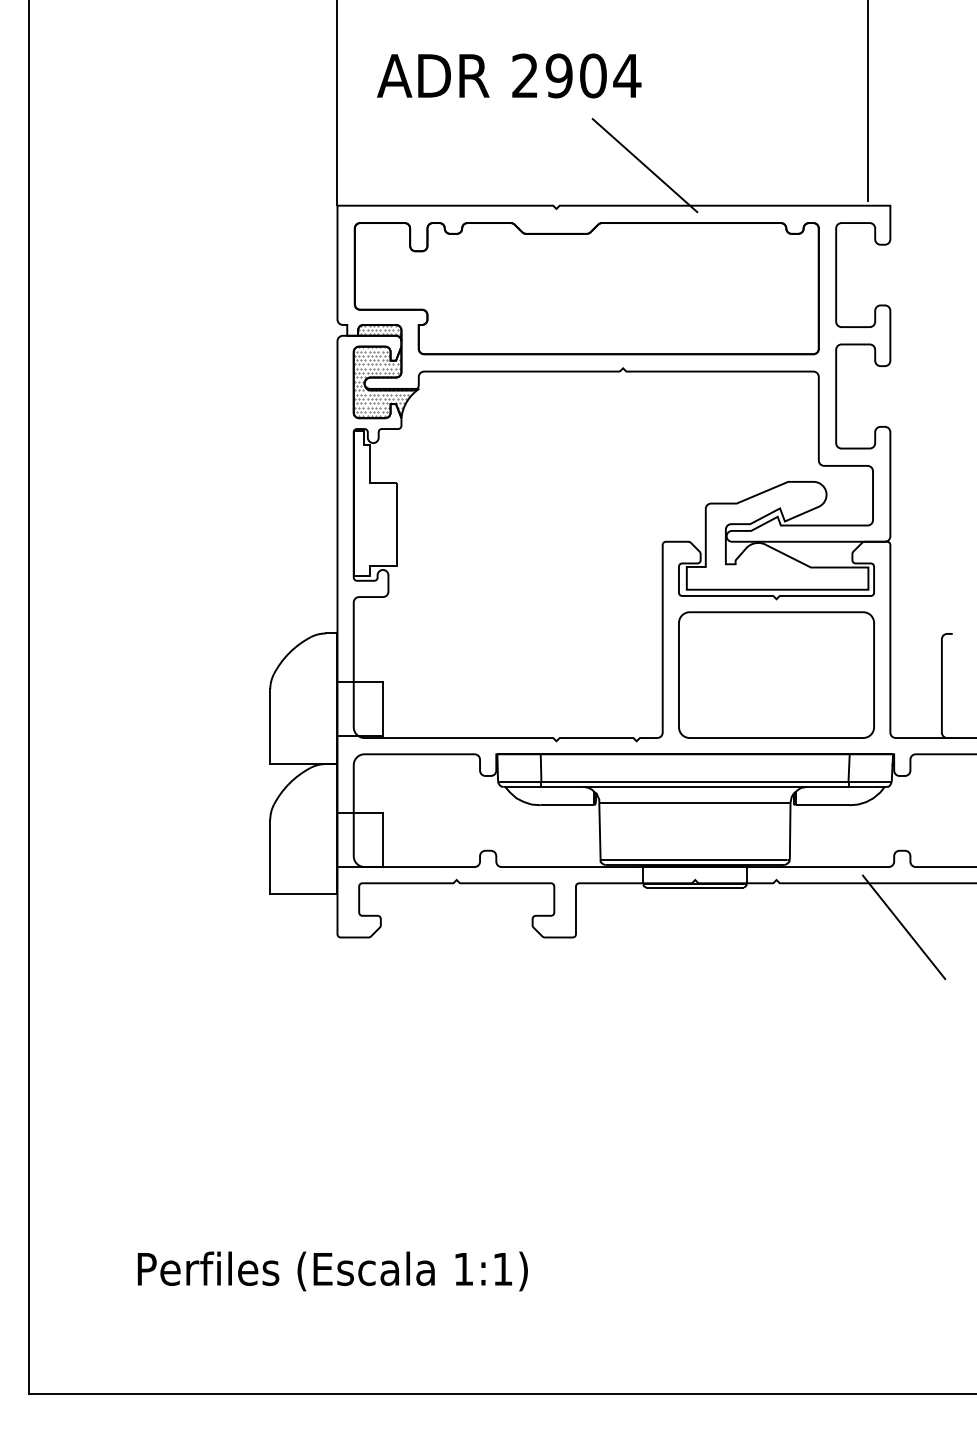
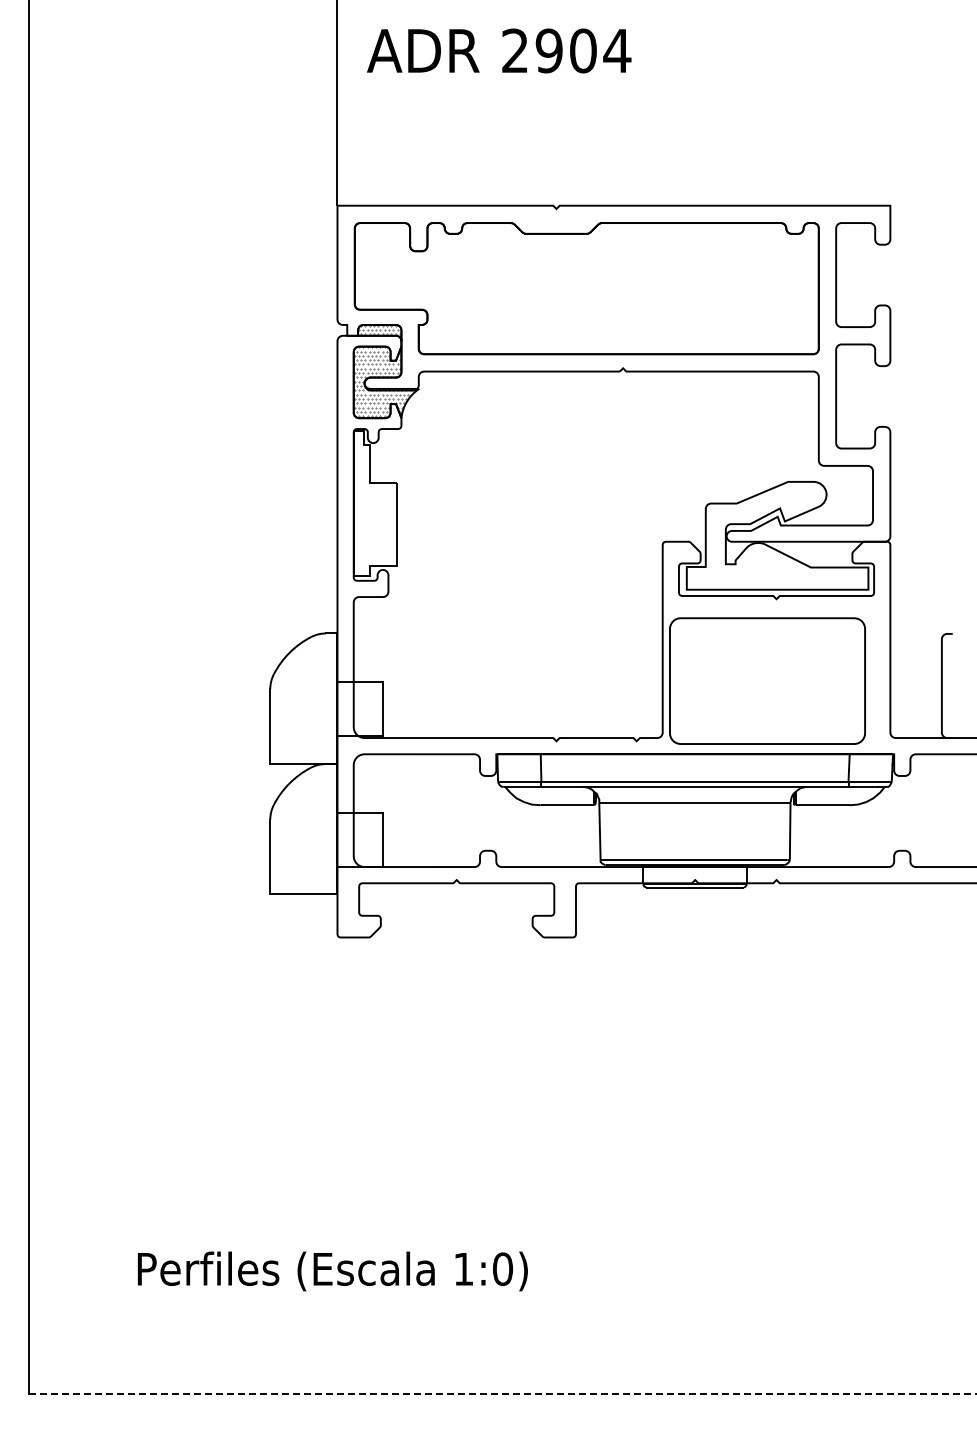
text position: (509, 75) -> (499, 50) (499, 50)
line: present -> none (867, 101)
line: present -> none (644, 165)
part position: (776, 674) -> (767, 680) (767, 680)
line: present -> none (903, 927)
text: 1:1) -> 1:0) (503, 1268)
line: solid -> dashed (503, 1393)
